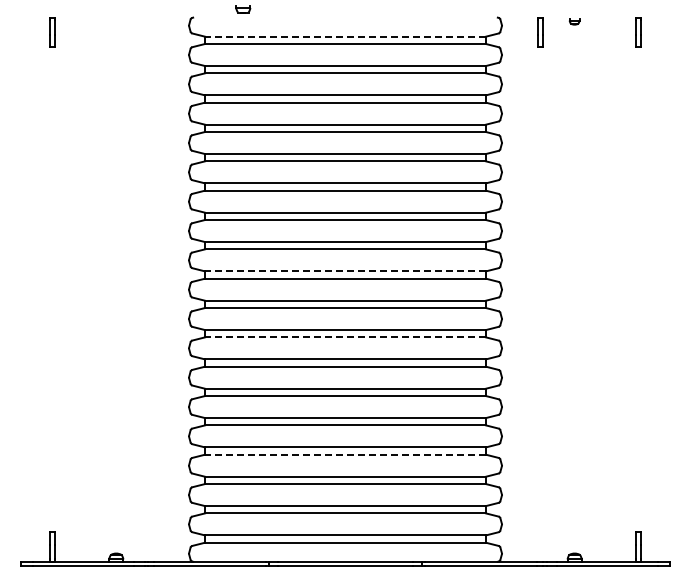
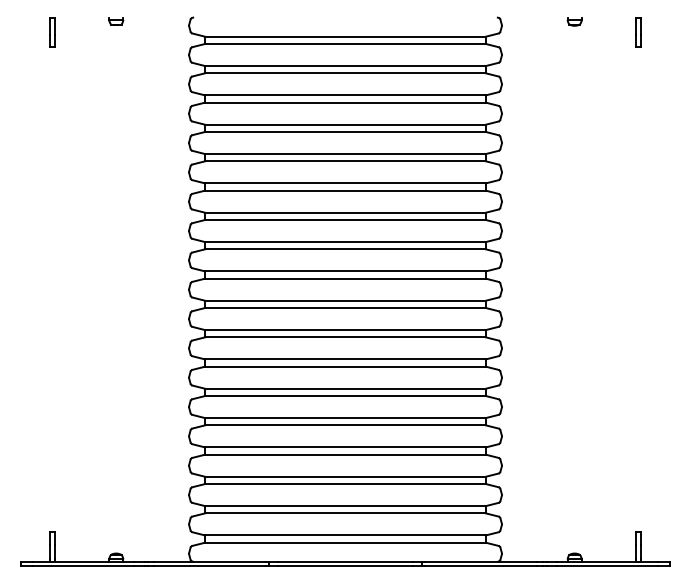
part position: (243, 9) -> (116, 21) (116, 21)
part size: 13x8 px -> 17x10 px (574, 21)
part: present -> none (540, 32)
line: dashed -> solid (345, 36)
line: dashed -> solid (345, 271)
line: dashed -> solid (345, 337)
line: dashed -> solid (345, 454)
